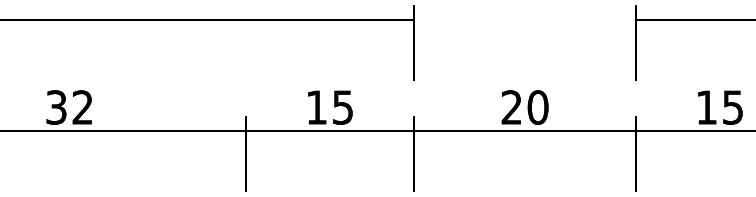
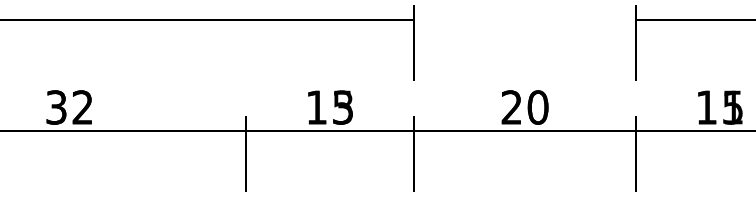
text: 15 -> 13 (343, 107)
text: 15 -> 11 (732, 107)
